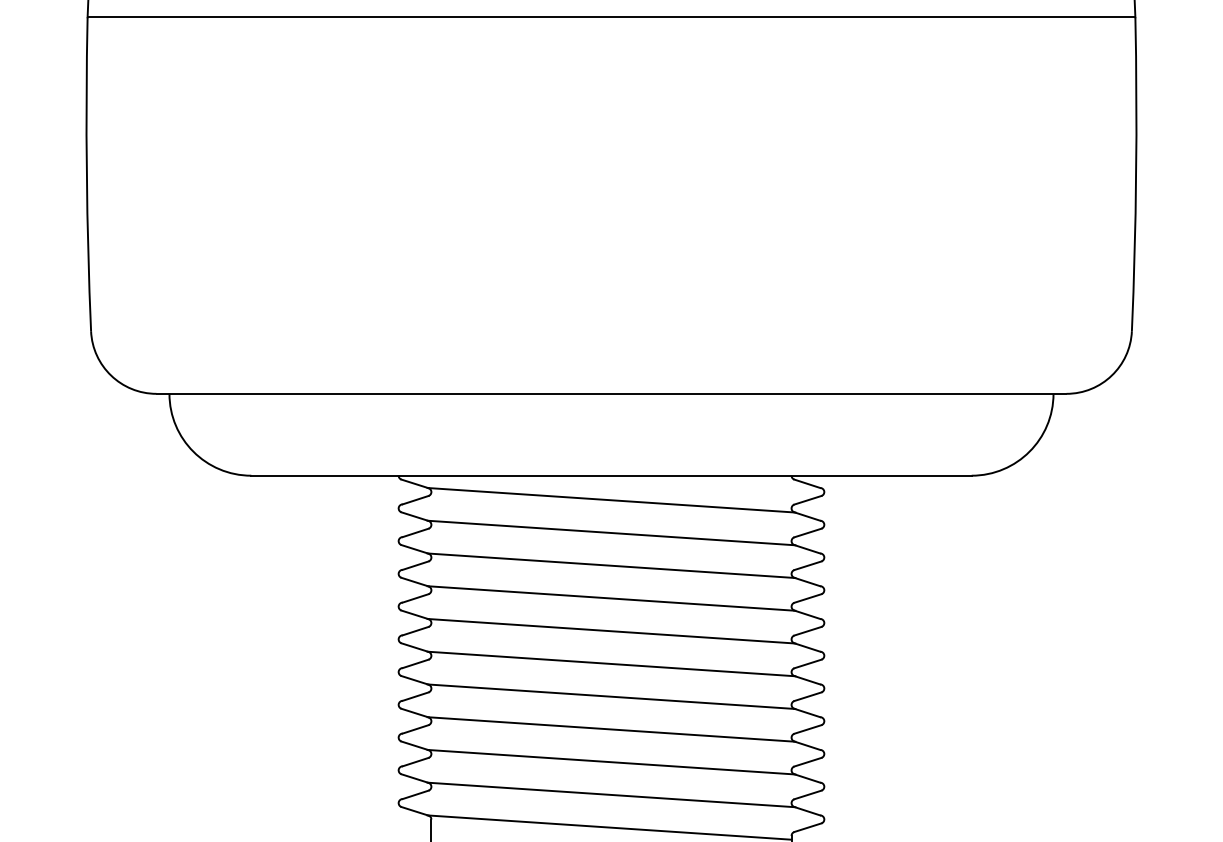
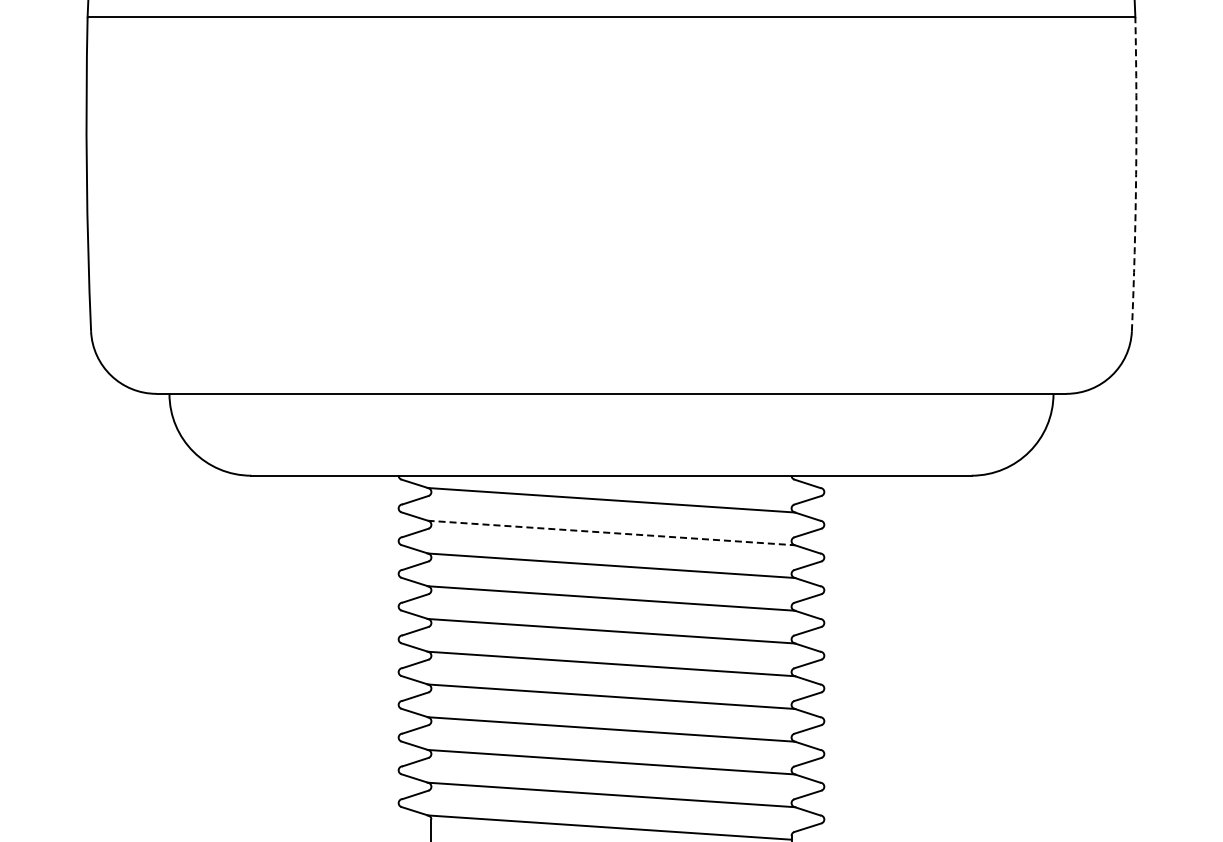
arc: solid -> dashed (1136, 174)
line: solid -> dashed (611, 533)
